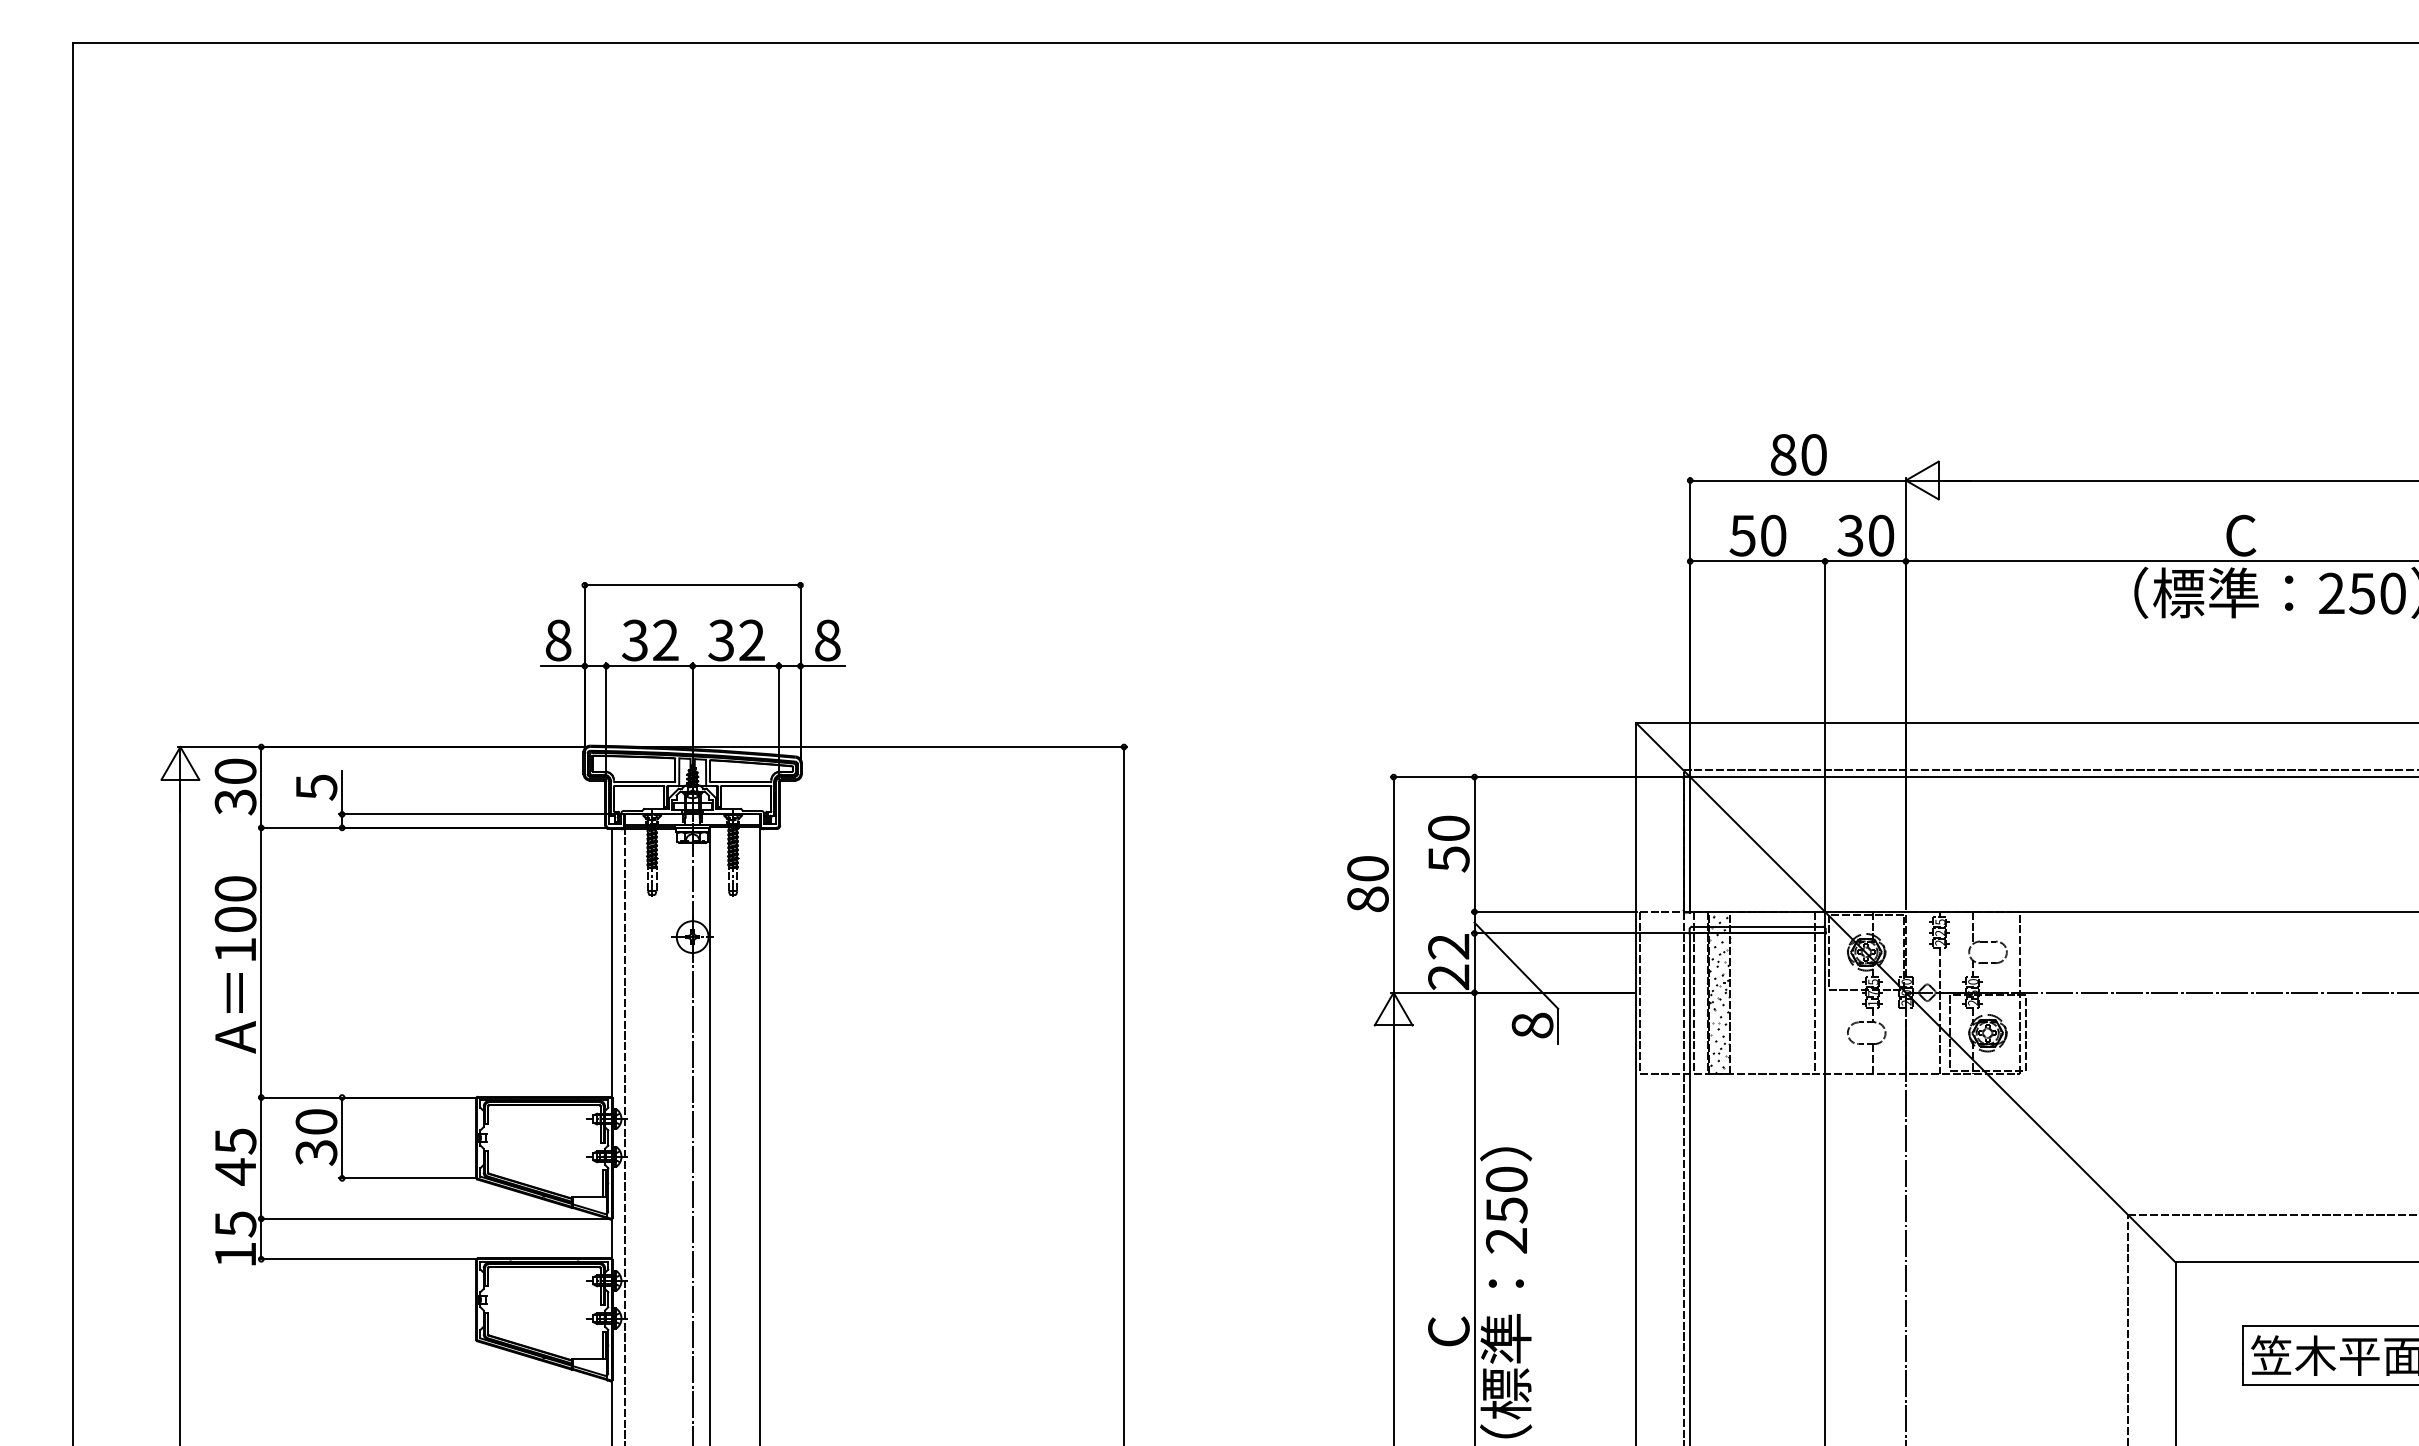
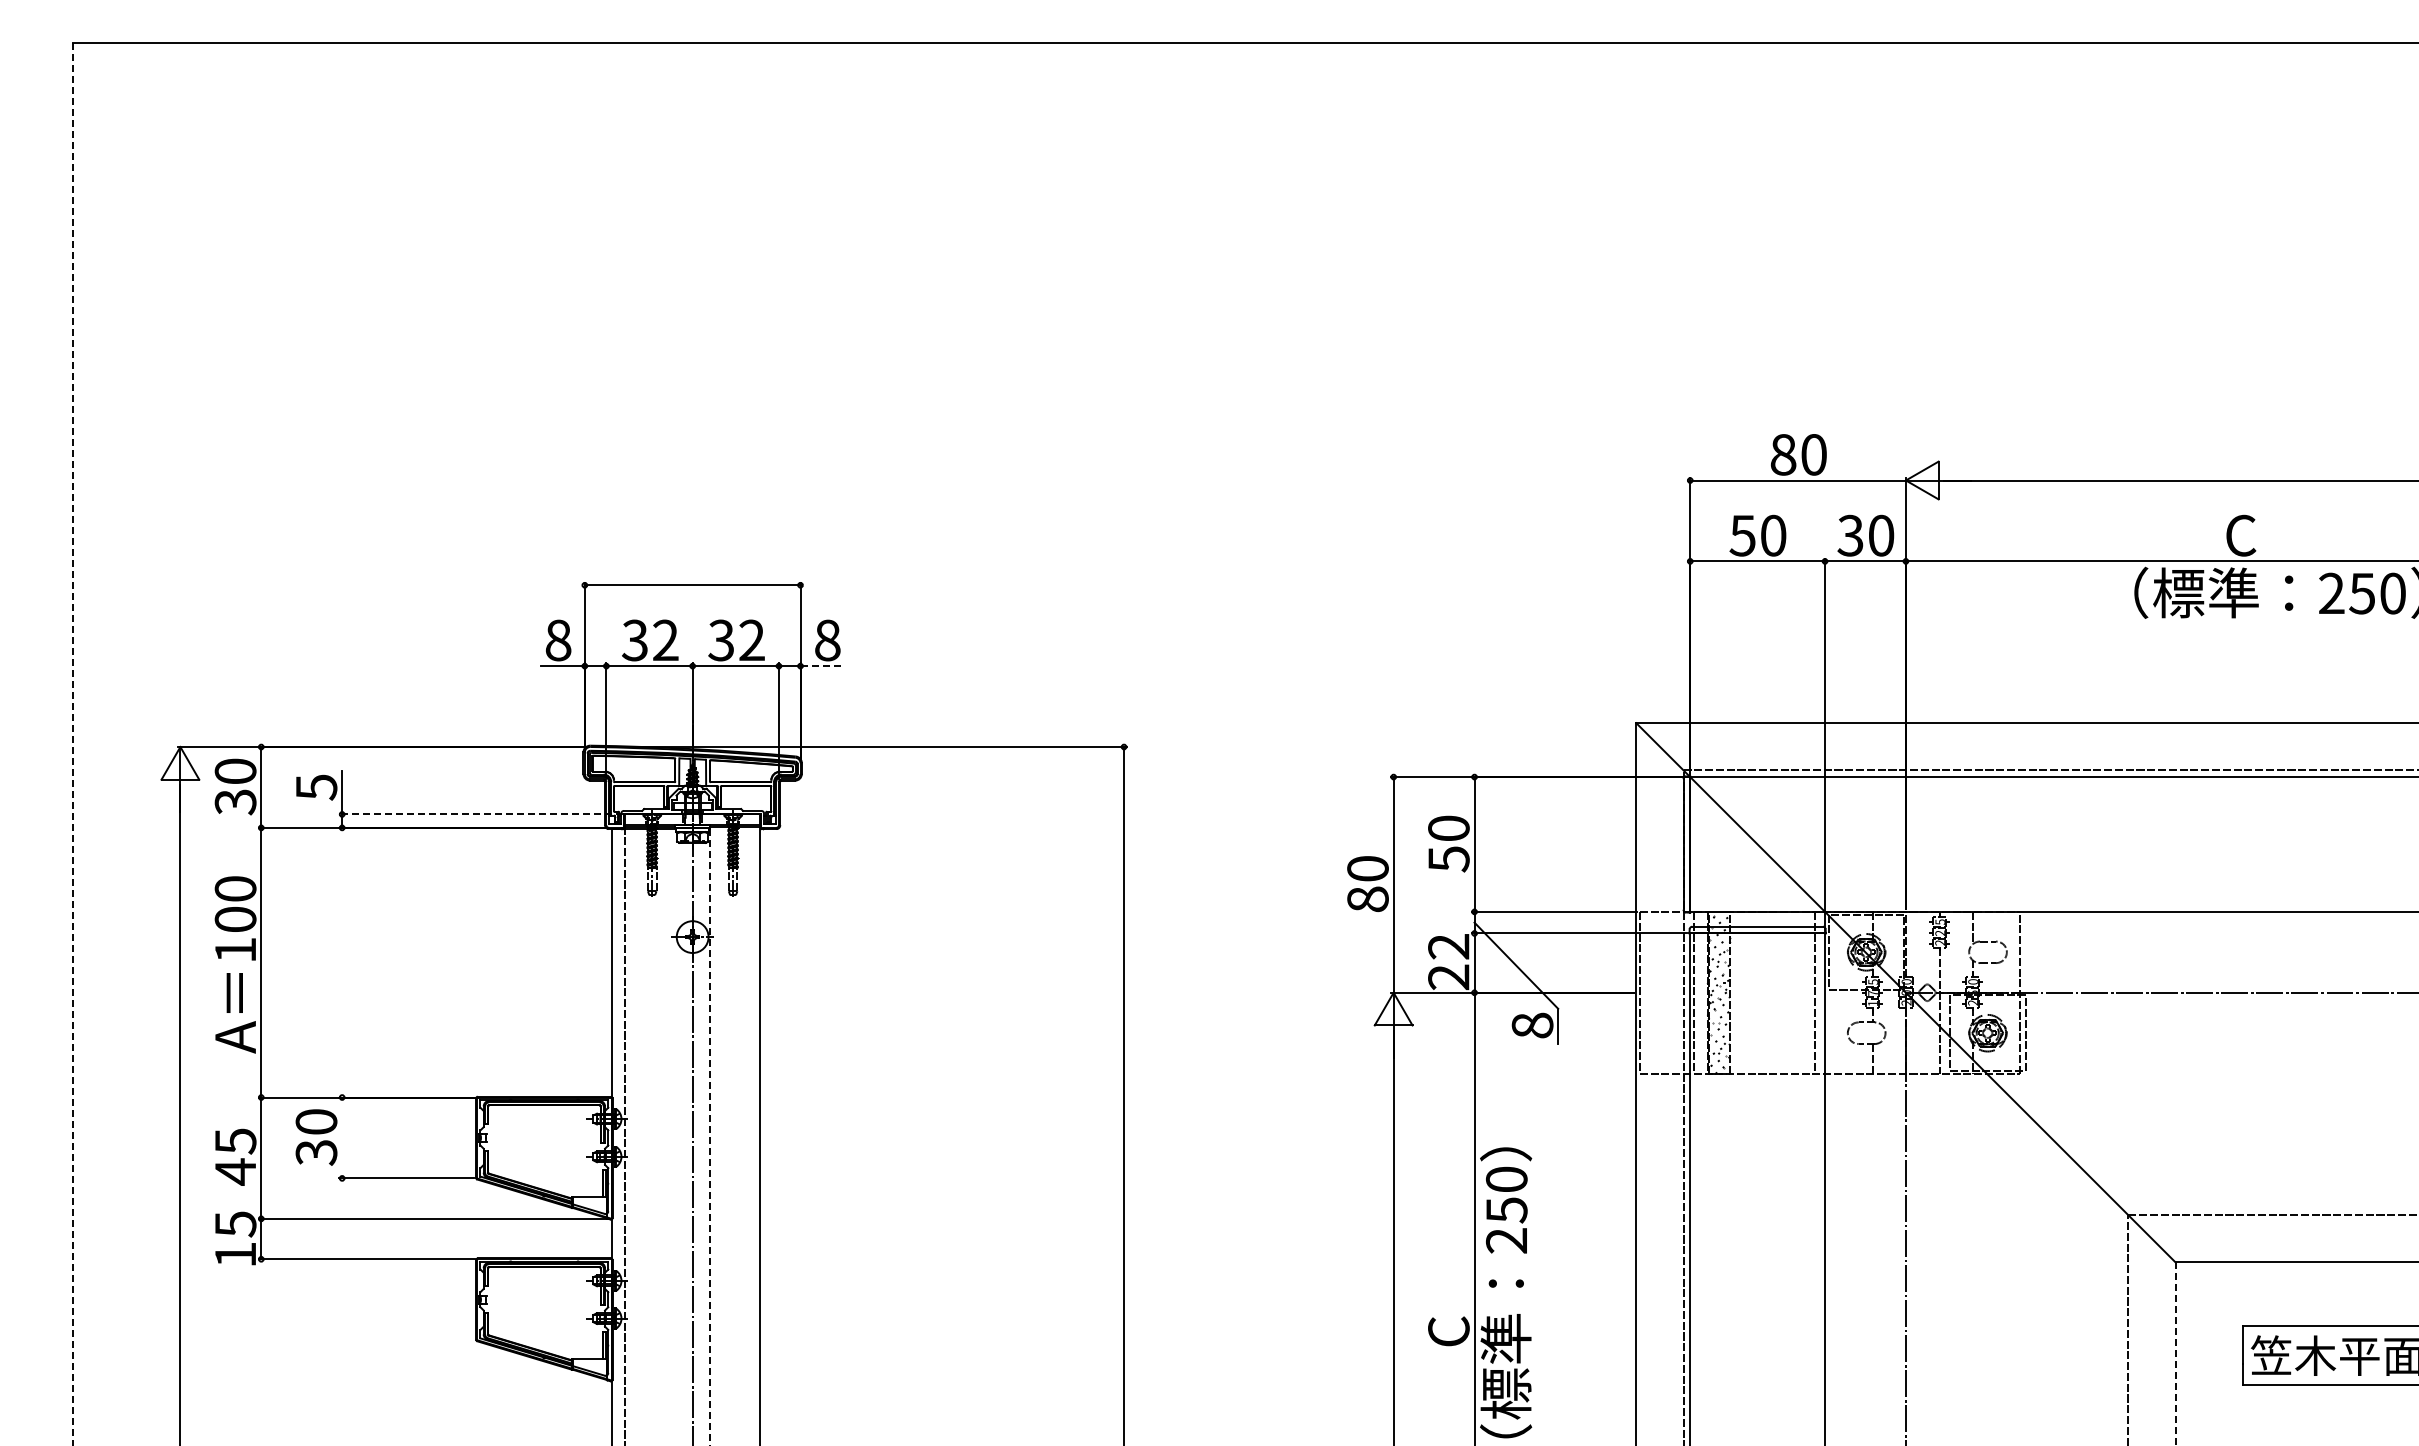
line: solid -> dashed (823, 666)
line: solid -> dashed (72, 744)
line: solid -> dashed (481, 814)
line: present -> none (342, 1137)
line: solid -> dashed (710, 1137)
line: solid -> dashed (2175, 1354)
